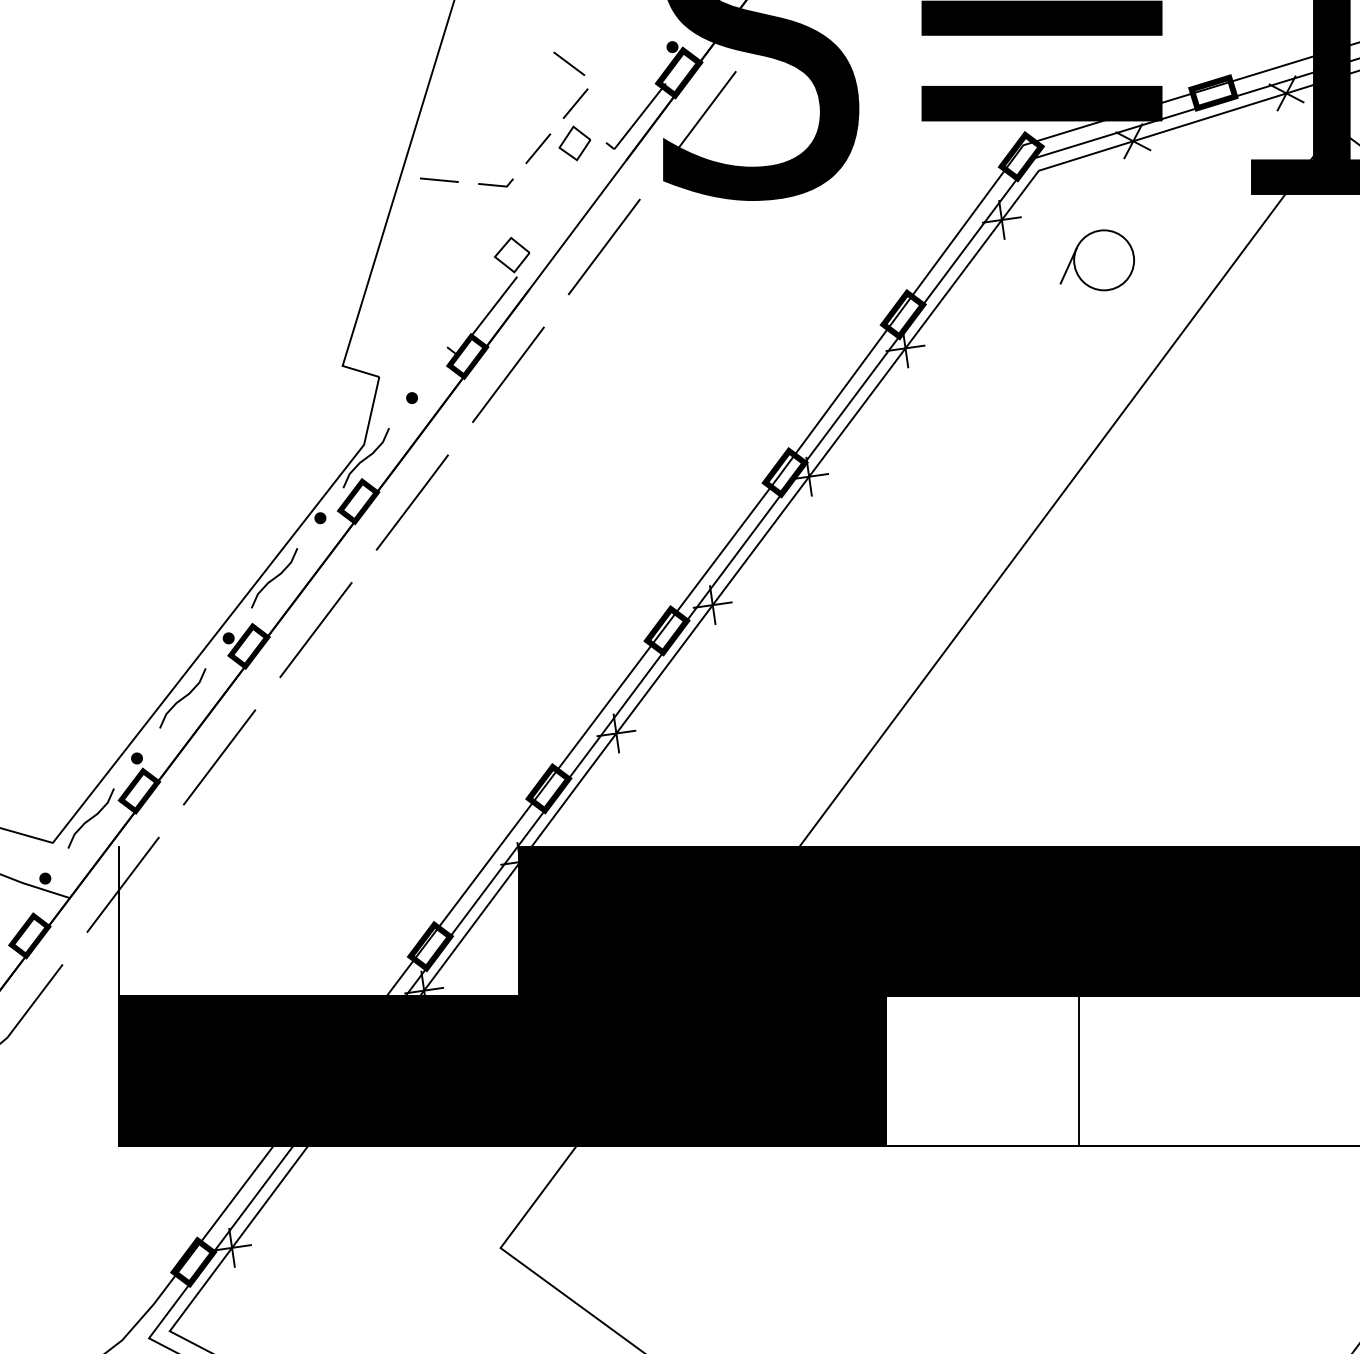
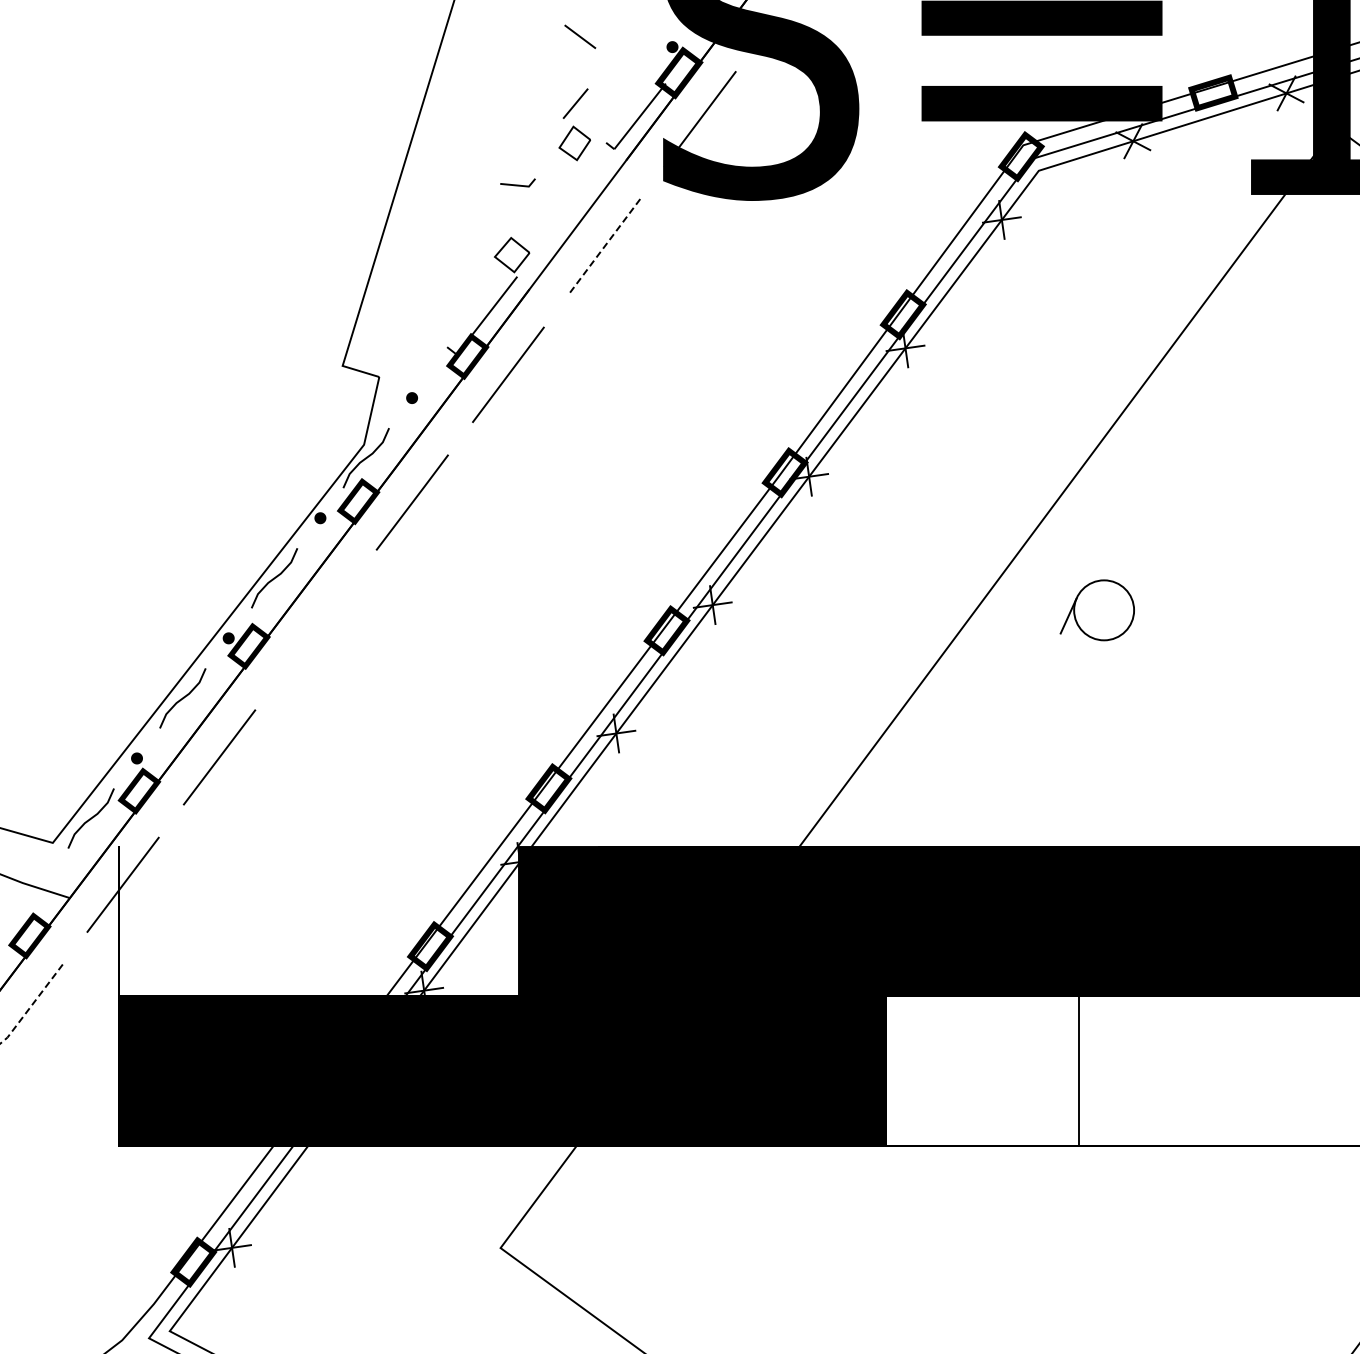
line position: (569, 63) -> (580, 36) (580, 36)
line: present -> none (538, 148)
line: present -> none (439, 179)
line position: (495, 184) -> (517, 184) (517, 184)
line: solid -> dashed (604, 247)
part position: (1096, 260) -> (1096, 610) (1096, 610)
line: present -> none (315, 630)
fill: present -> none (45, 878)
line: solid -> dashed (31, 1005)
